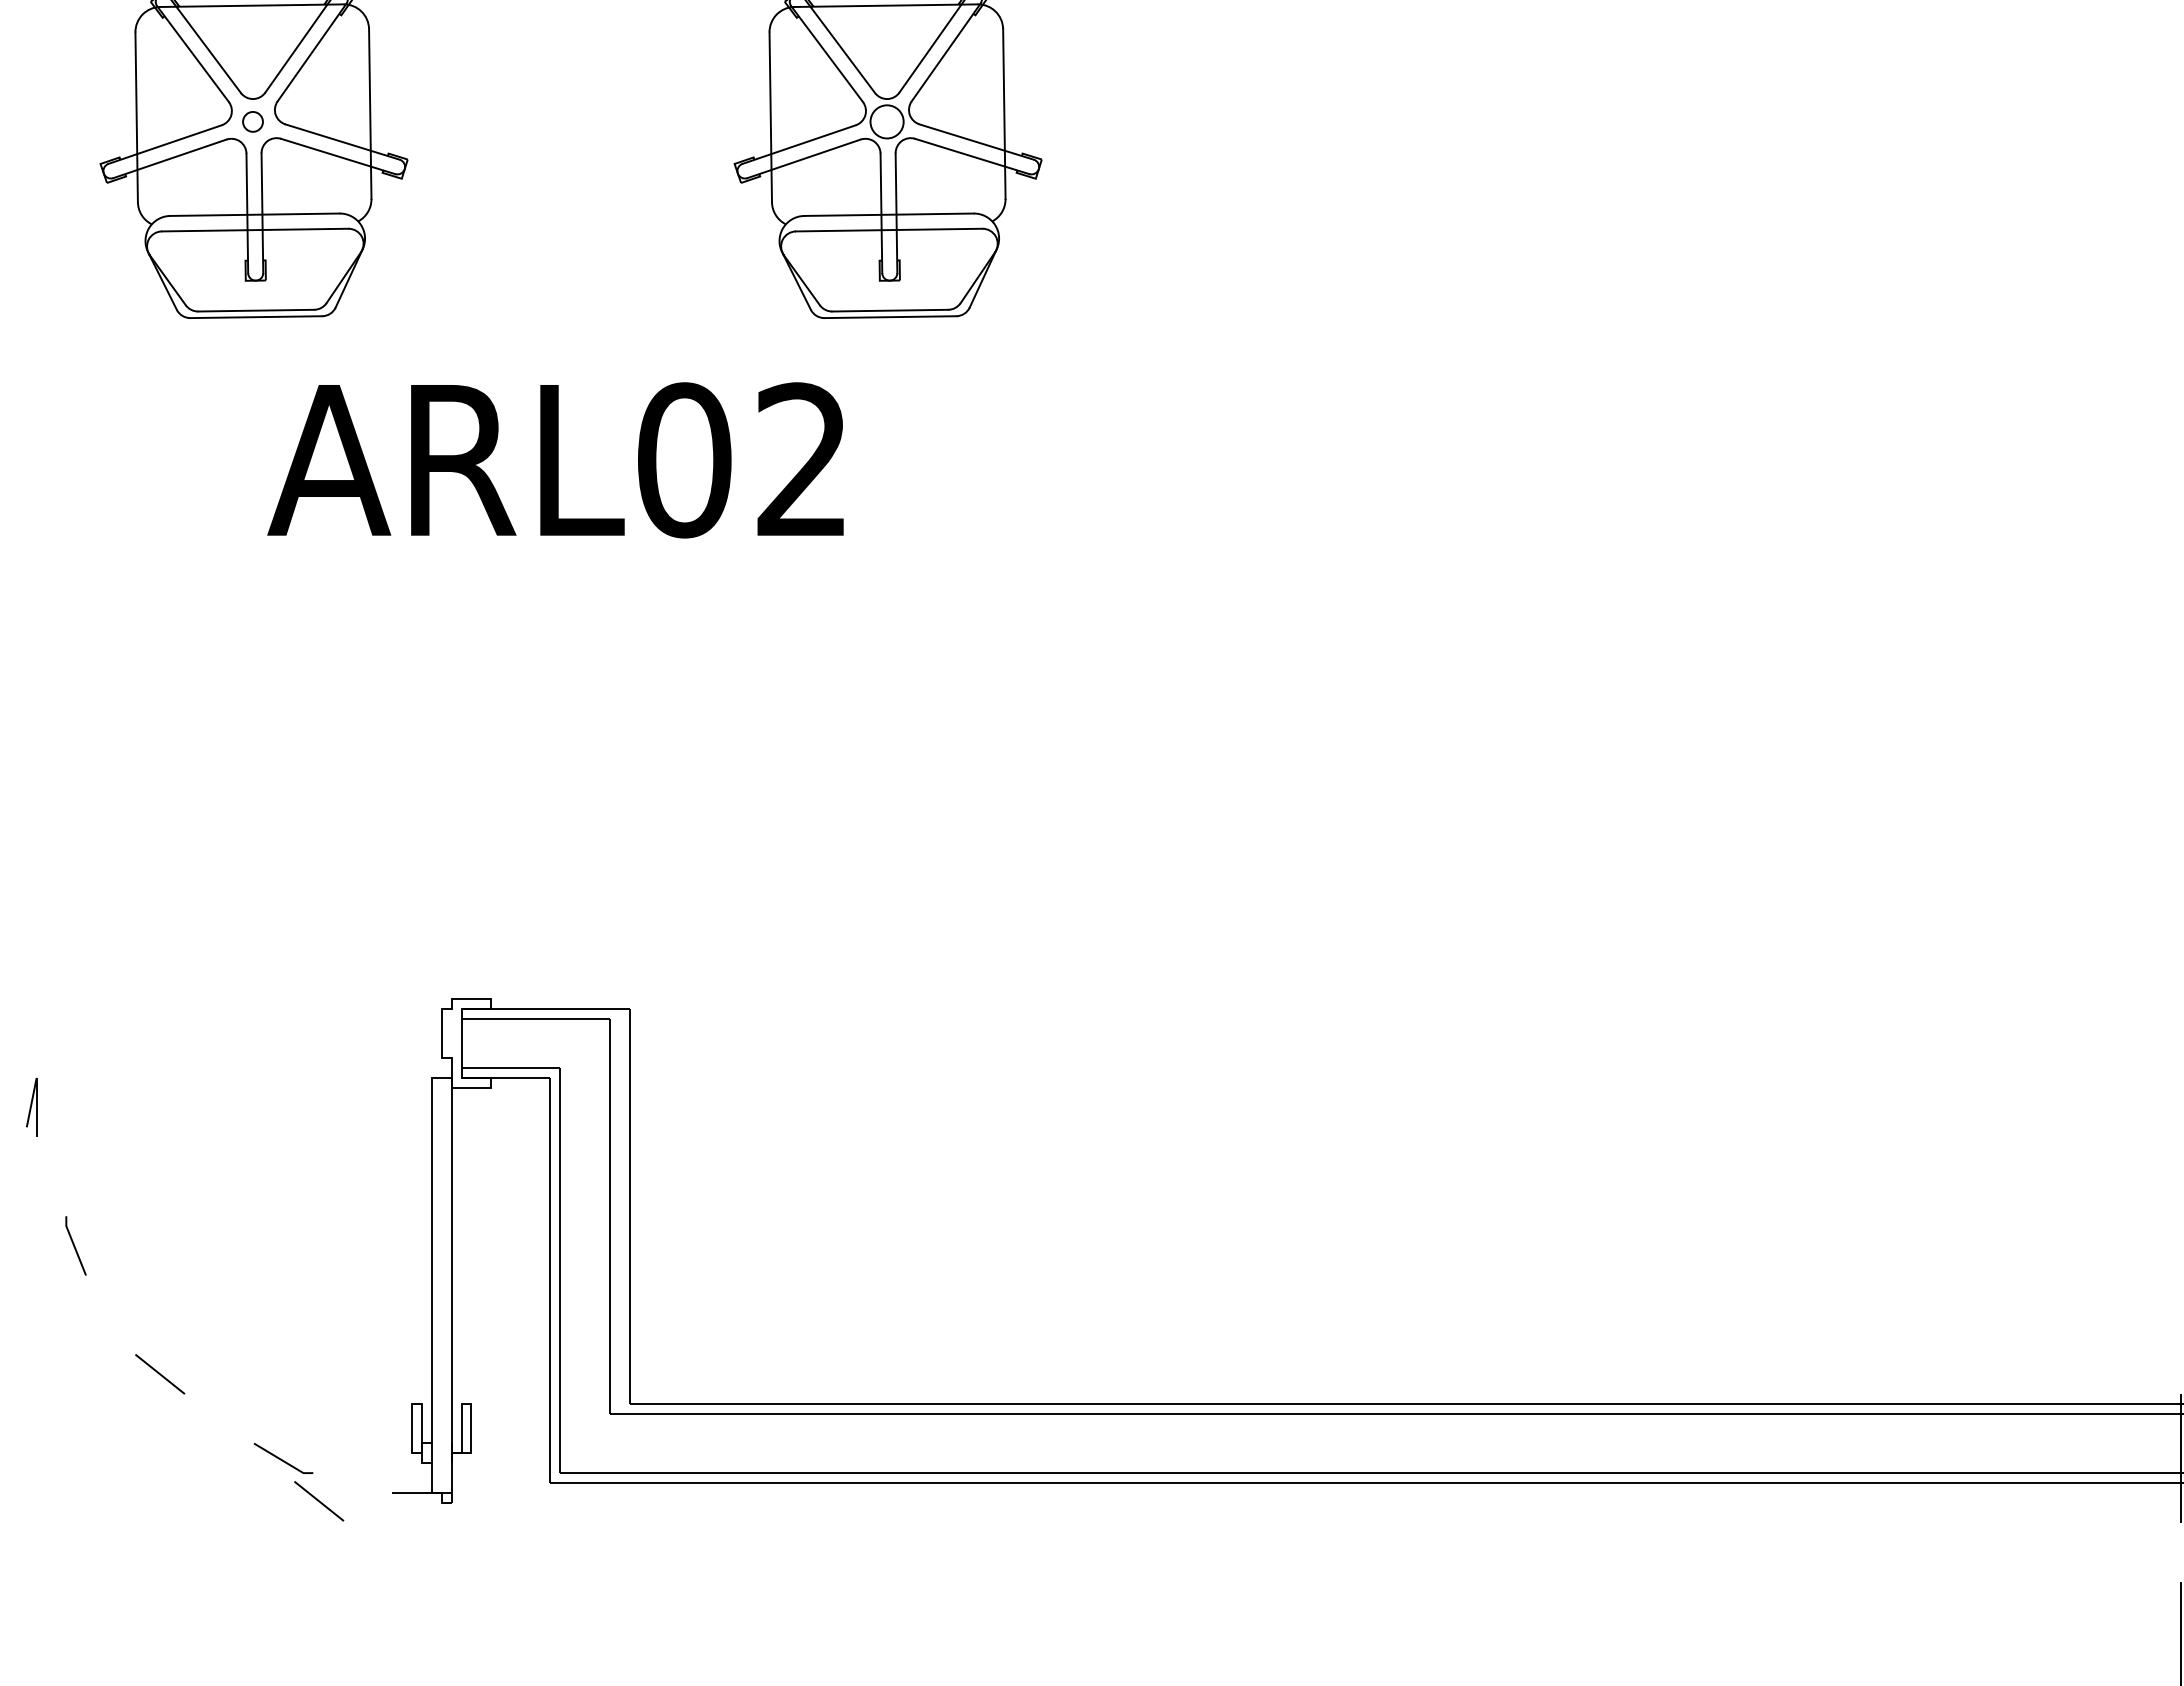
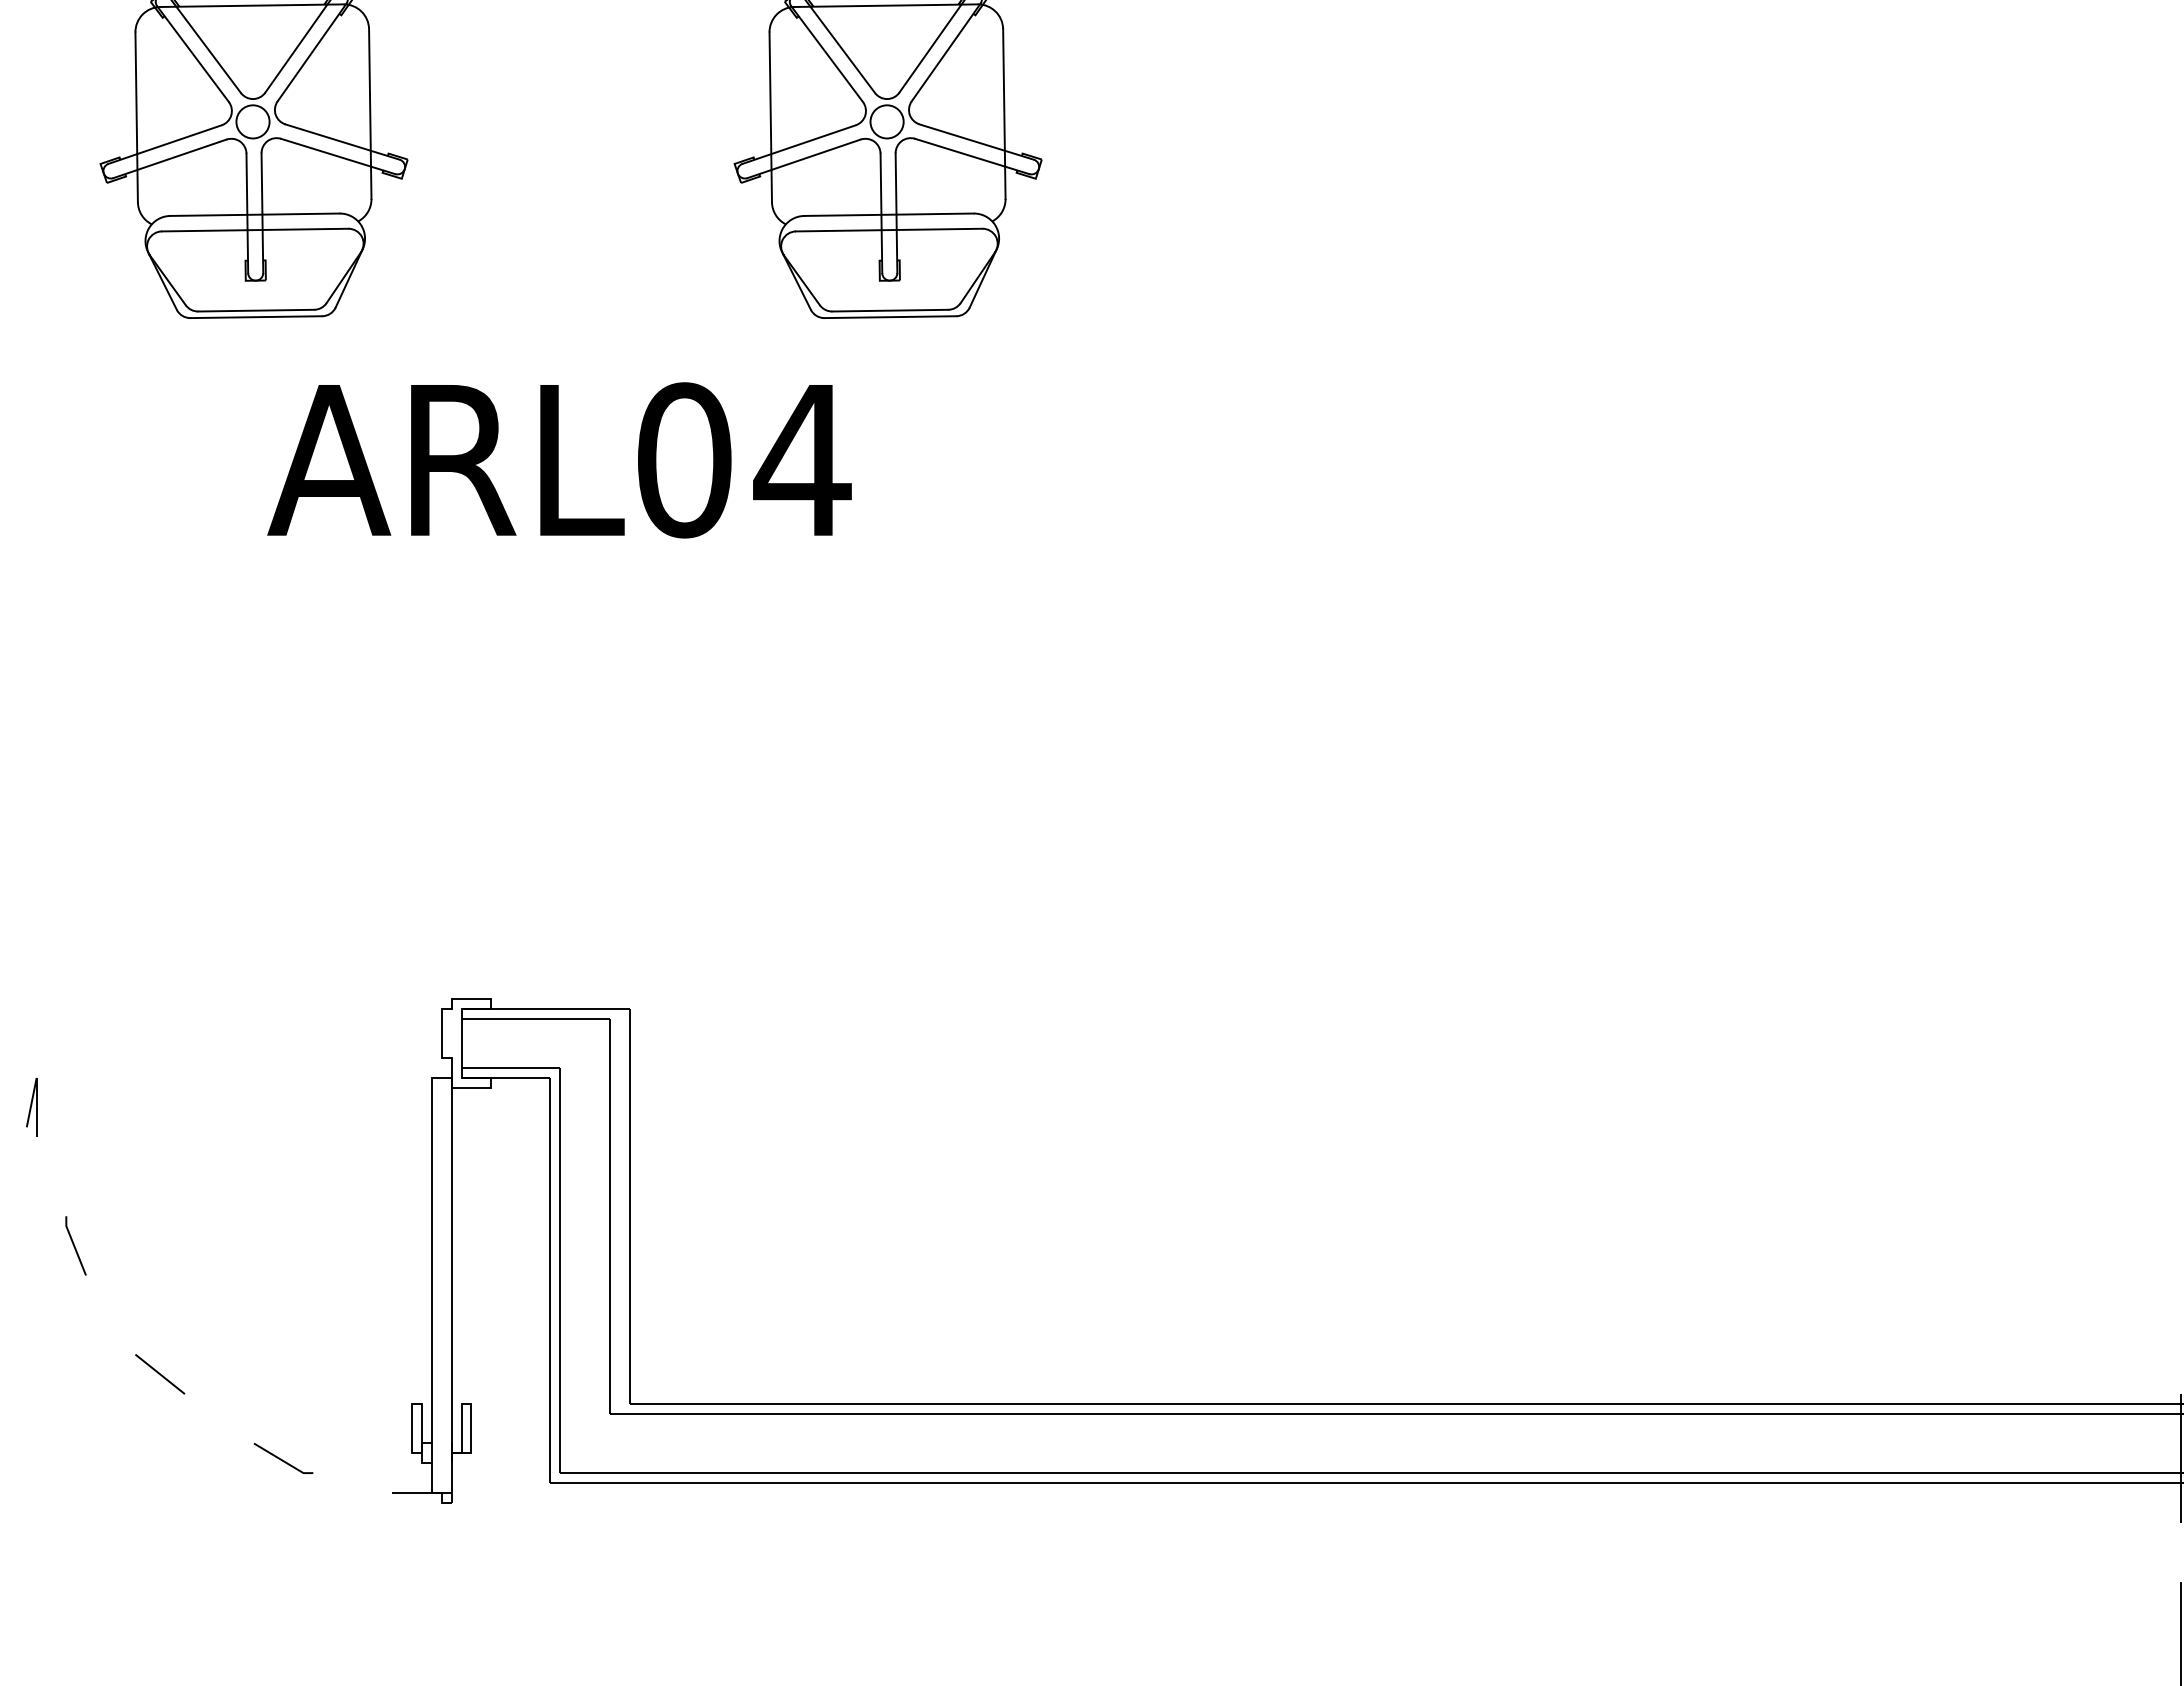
circle diameter: 20 px -> 33 px (252, 121)
text: ARL02 -> ARL04 (802, 458)
line: present -> none (319, 1501)
